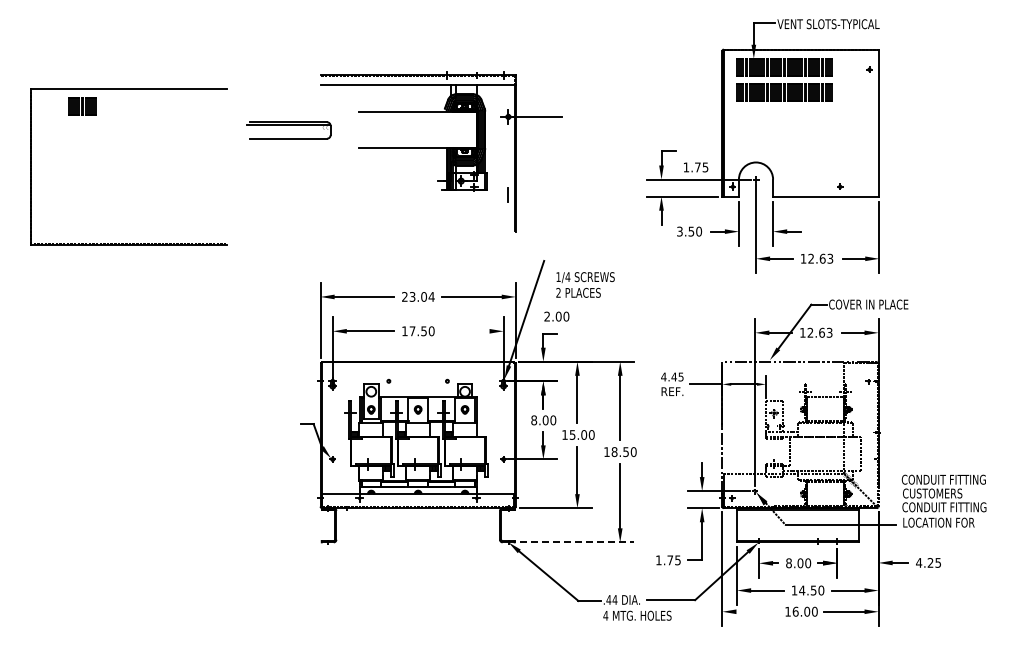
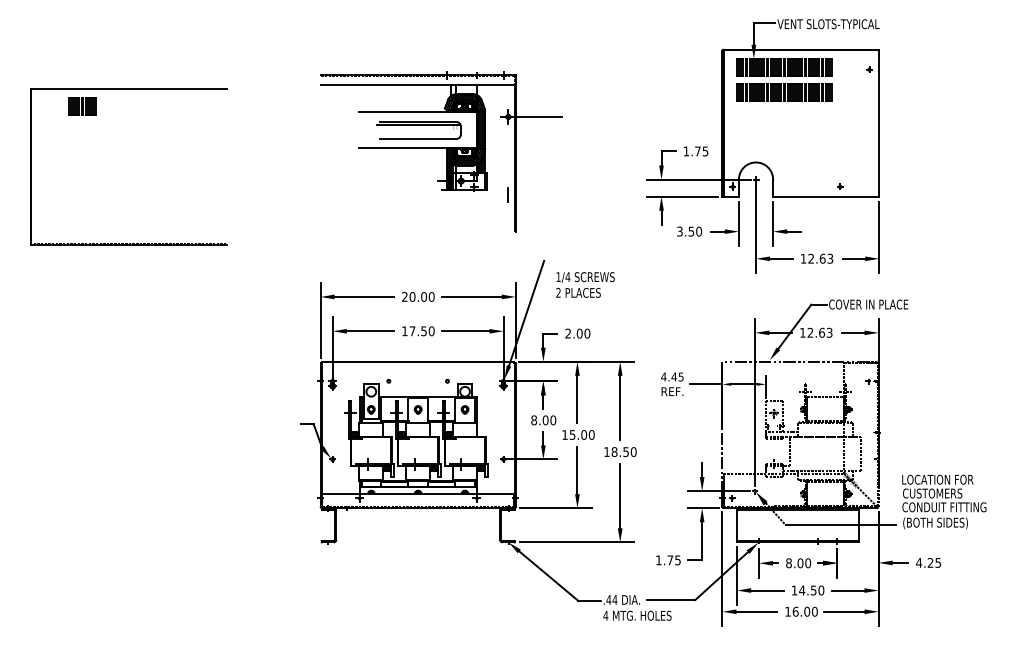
part position: (288, 130) -> (418, 130) (418, 130)
text position: (696, 167) -> (696, 151) (696, 151)
text: 23.04 -> 20.00 (421, 296)
text position: (556, 316) -> (577, 333) (577, 333)
line: none -> present (465, 331)
text: CONDUIT FITTING -> LOCATION FOR (943, 479)
text: LOCATION FOR -> (BOTH SIDES) (938, 523)
line: dashed -> solid (577, 542)
line: none -> present (756, 611)
